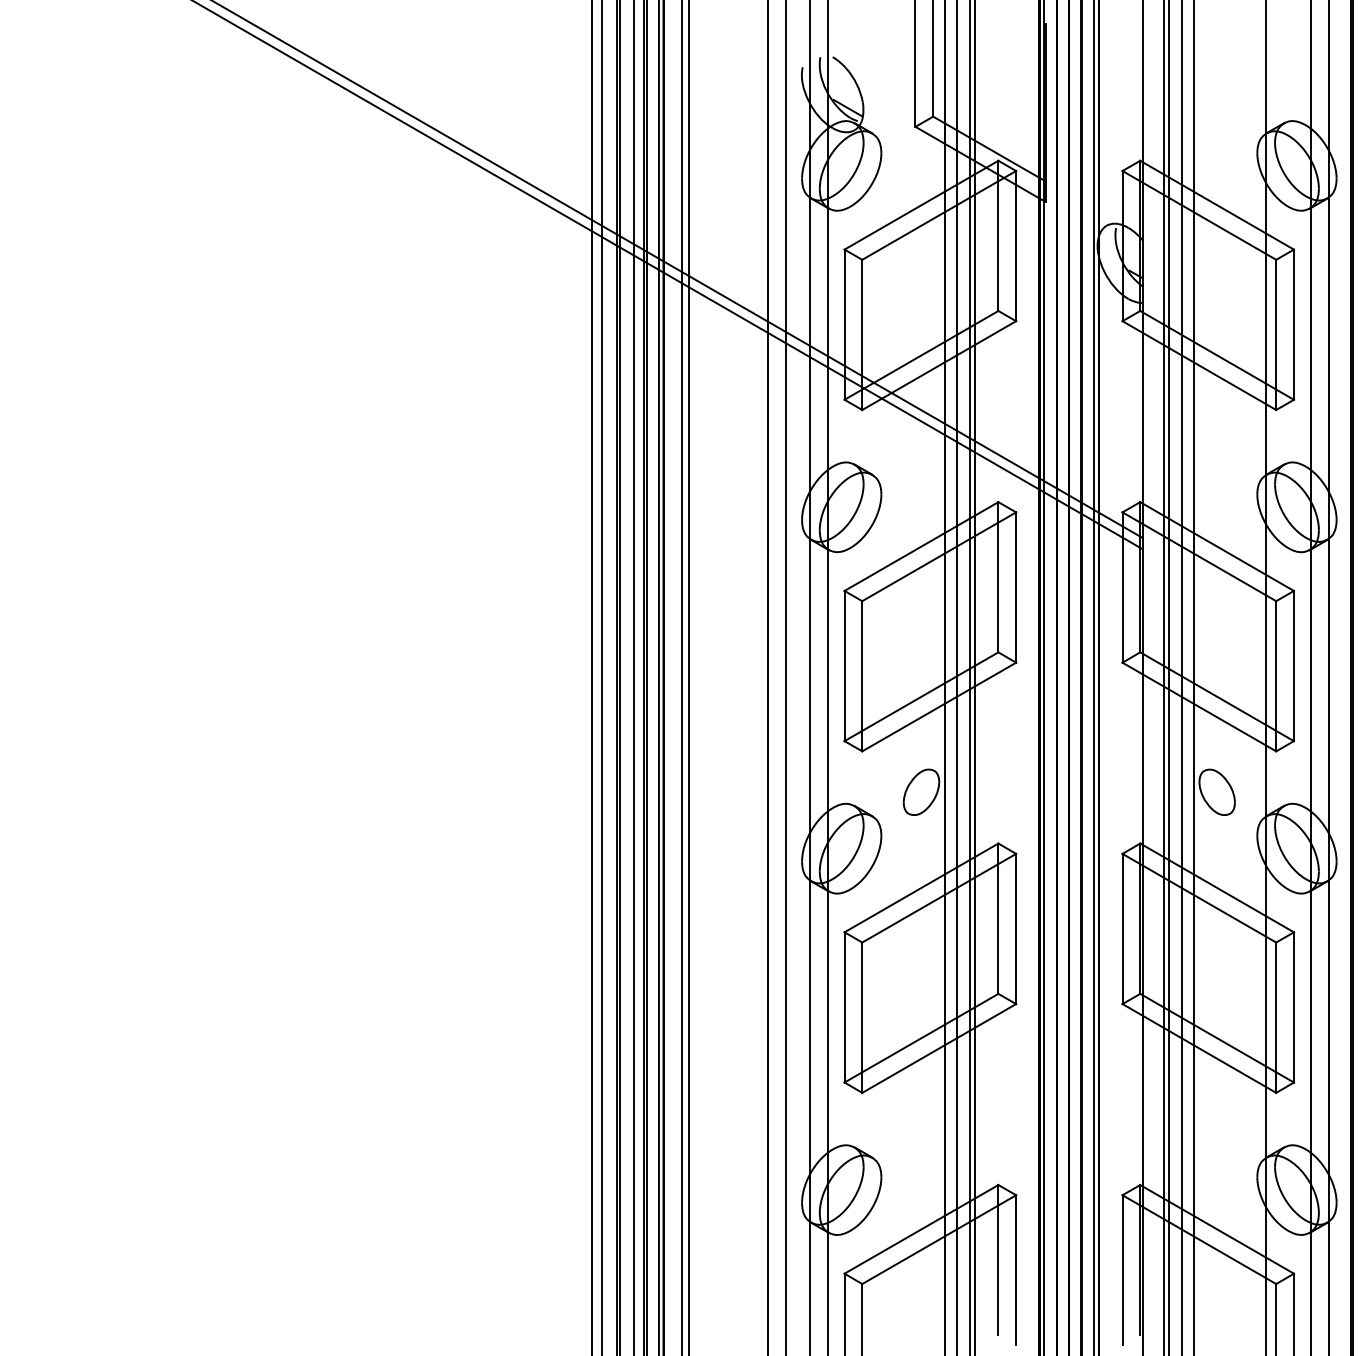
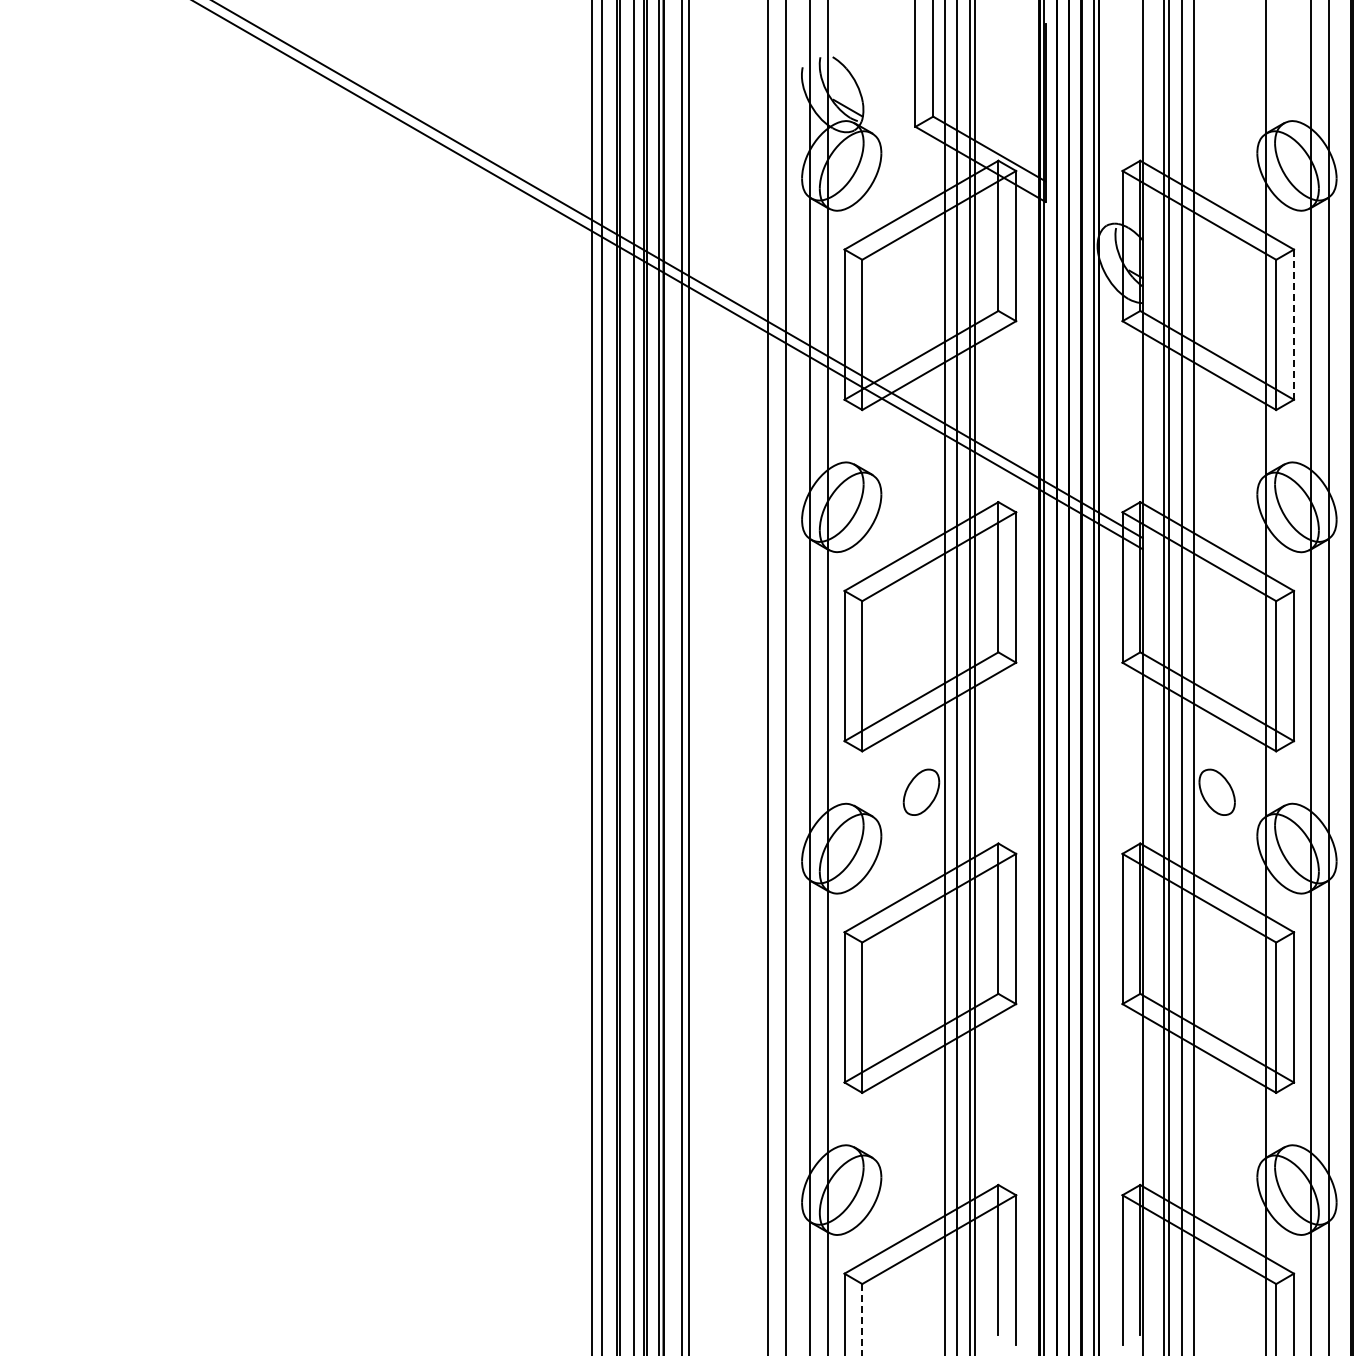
line: solid -> dashed (1293, 325)
line: solid -> dashed (862, 1319)
